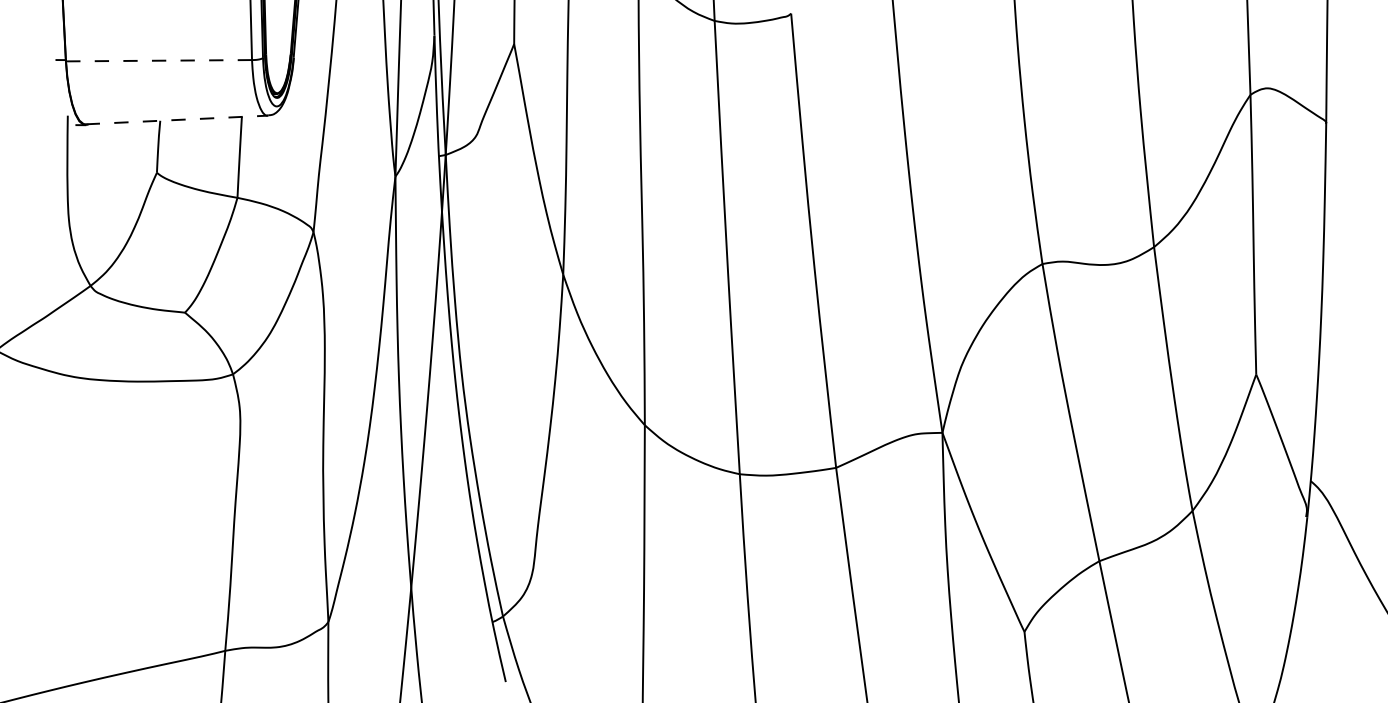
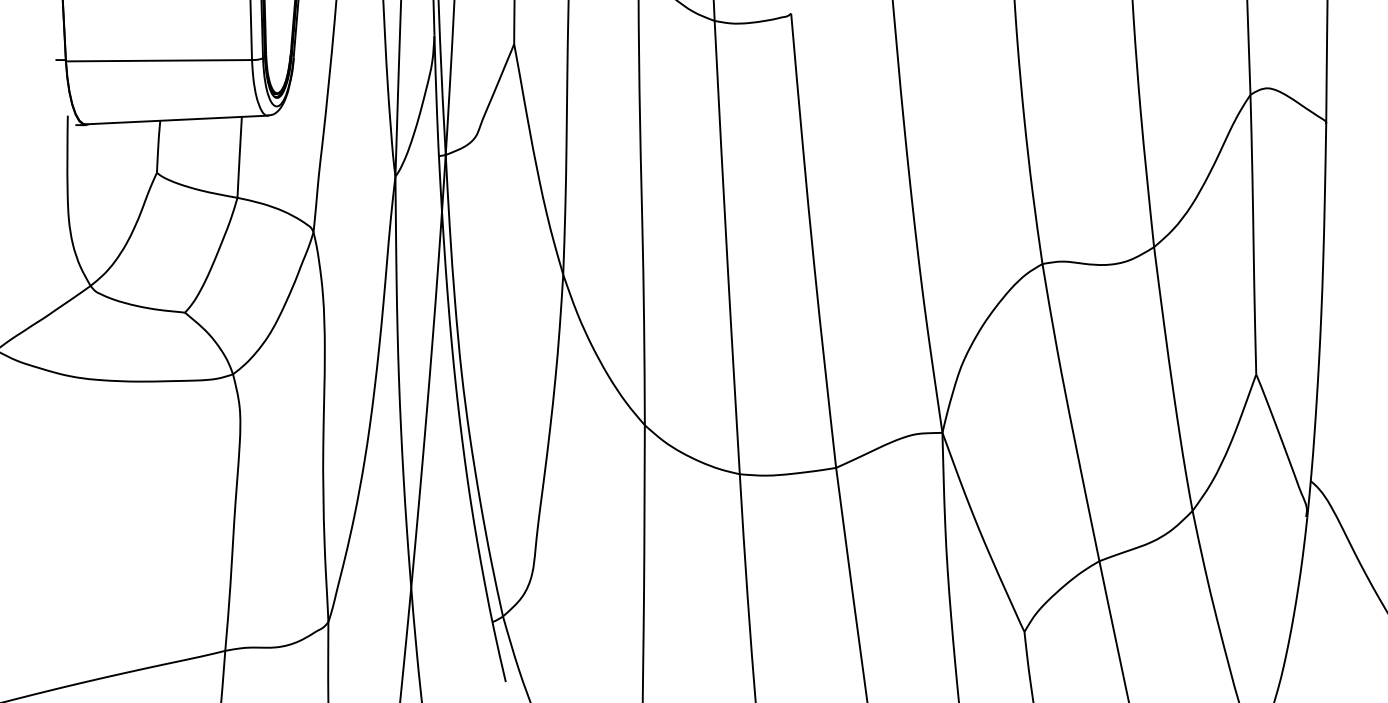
line: dashed -> solid (158, 60)
line: dashed -> solid (177, 119)
